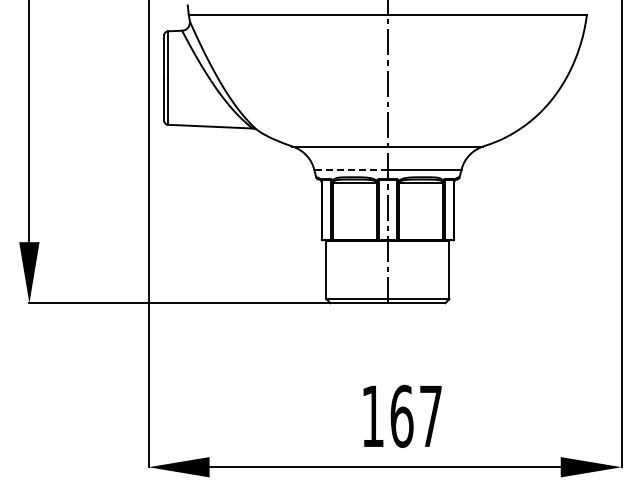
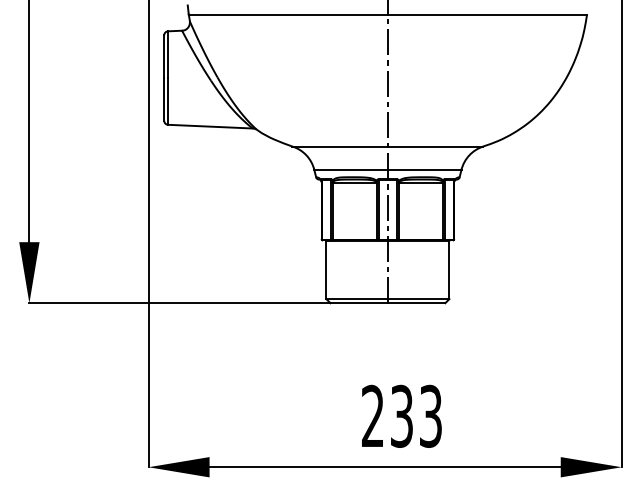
line: dashed -> solid (351, 169)
text: 167 -> 233 (401, 415)
